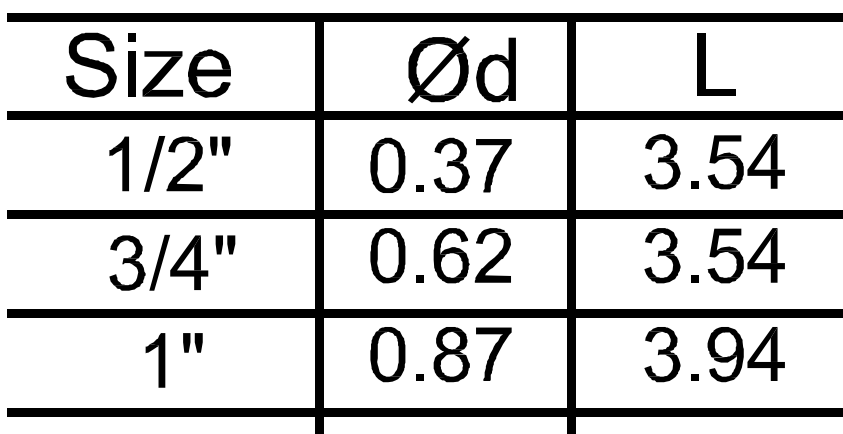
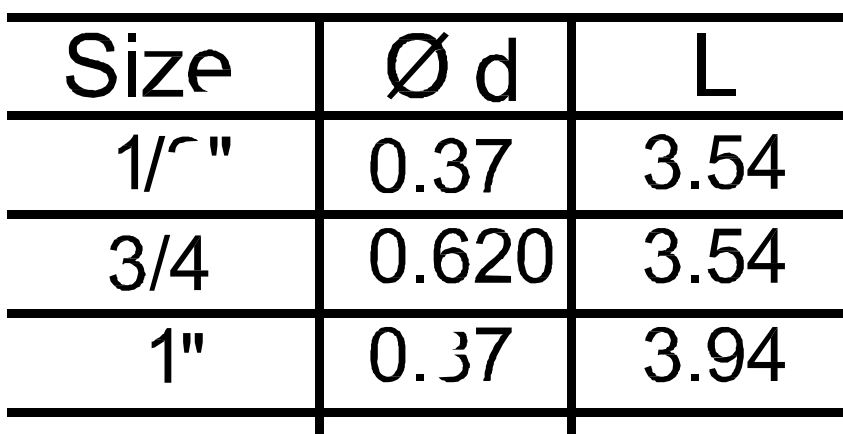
part position: (438, 69) -> (417, 65) (417, 65)
fill: present -> none (212, 89)
part position: (118, 163) -> (127, 161) (127, 161)
fill: present -> none (184, 166)
part: present -> none (225, 244)
part: none -> present (534, 255)
fill: present -> none (448, 351)
part position: (155, 360) -> (161, 355) (161, 355)
